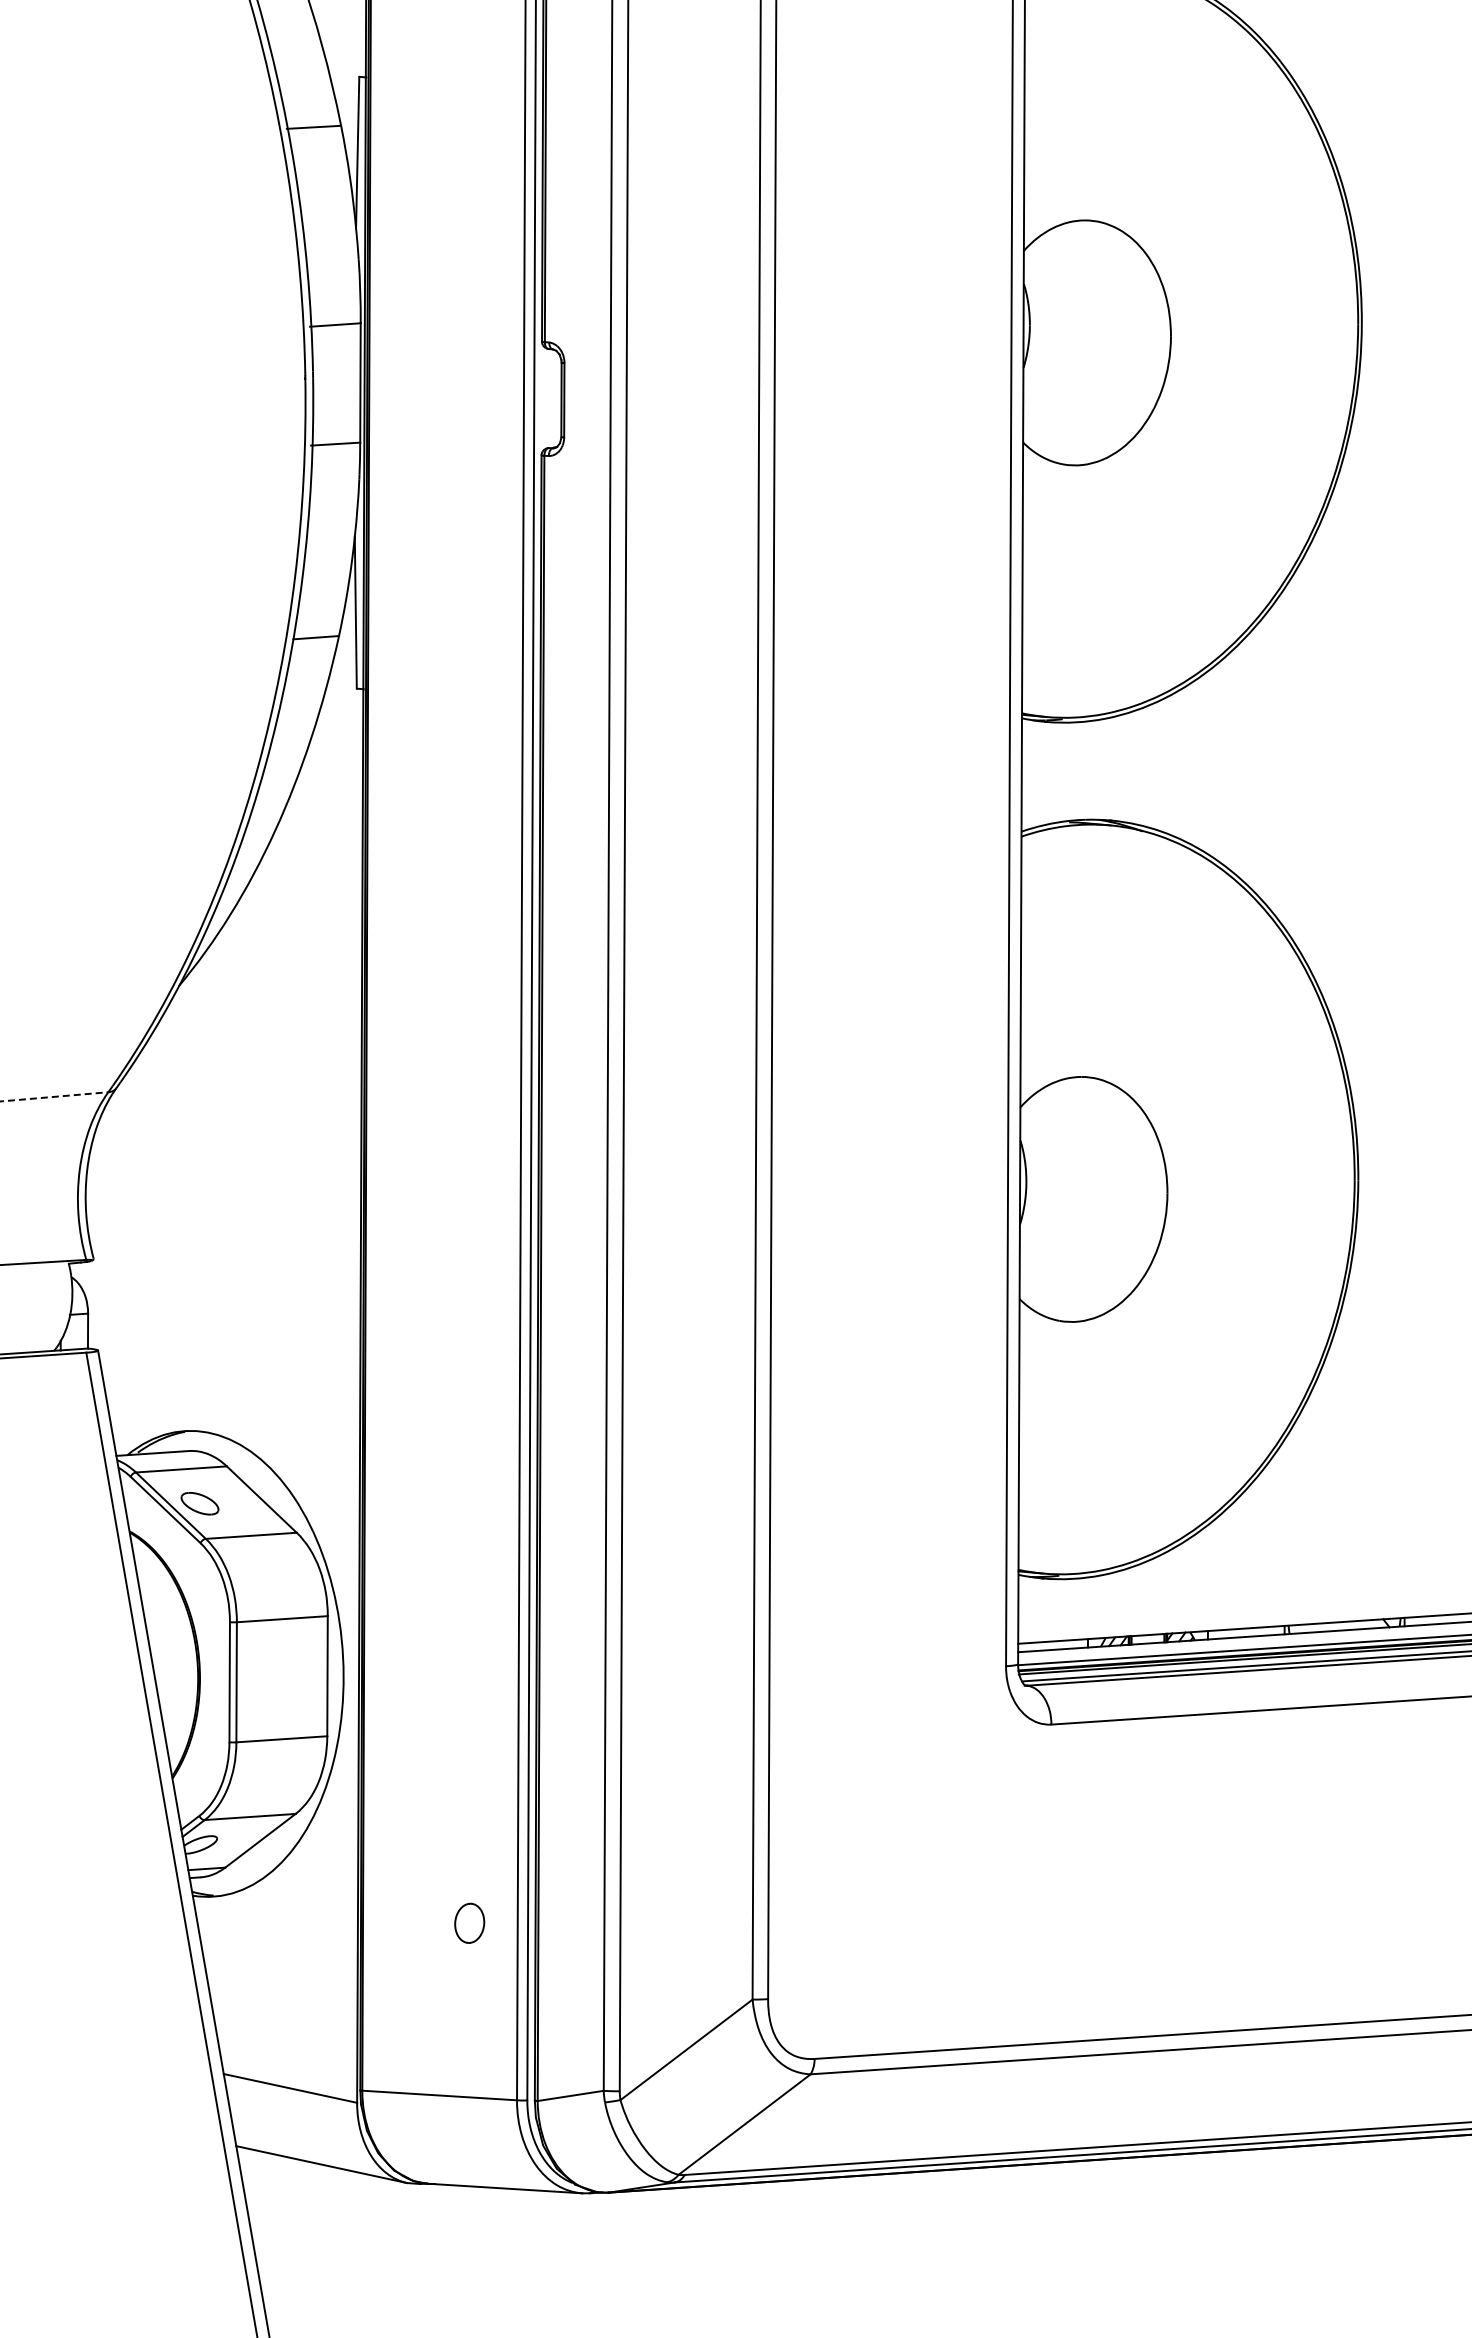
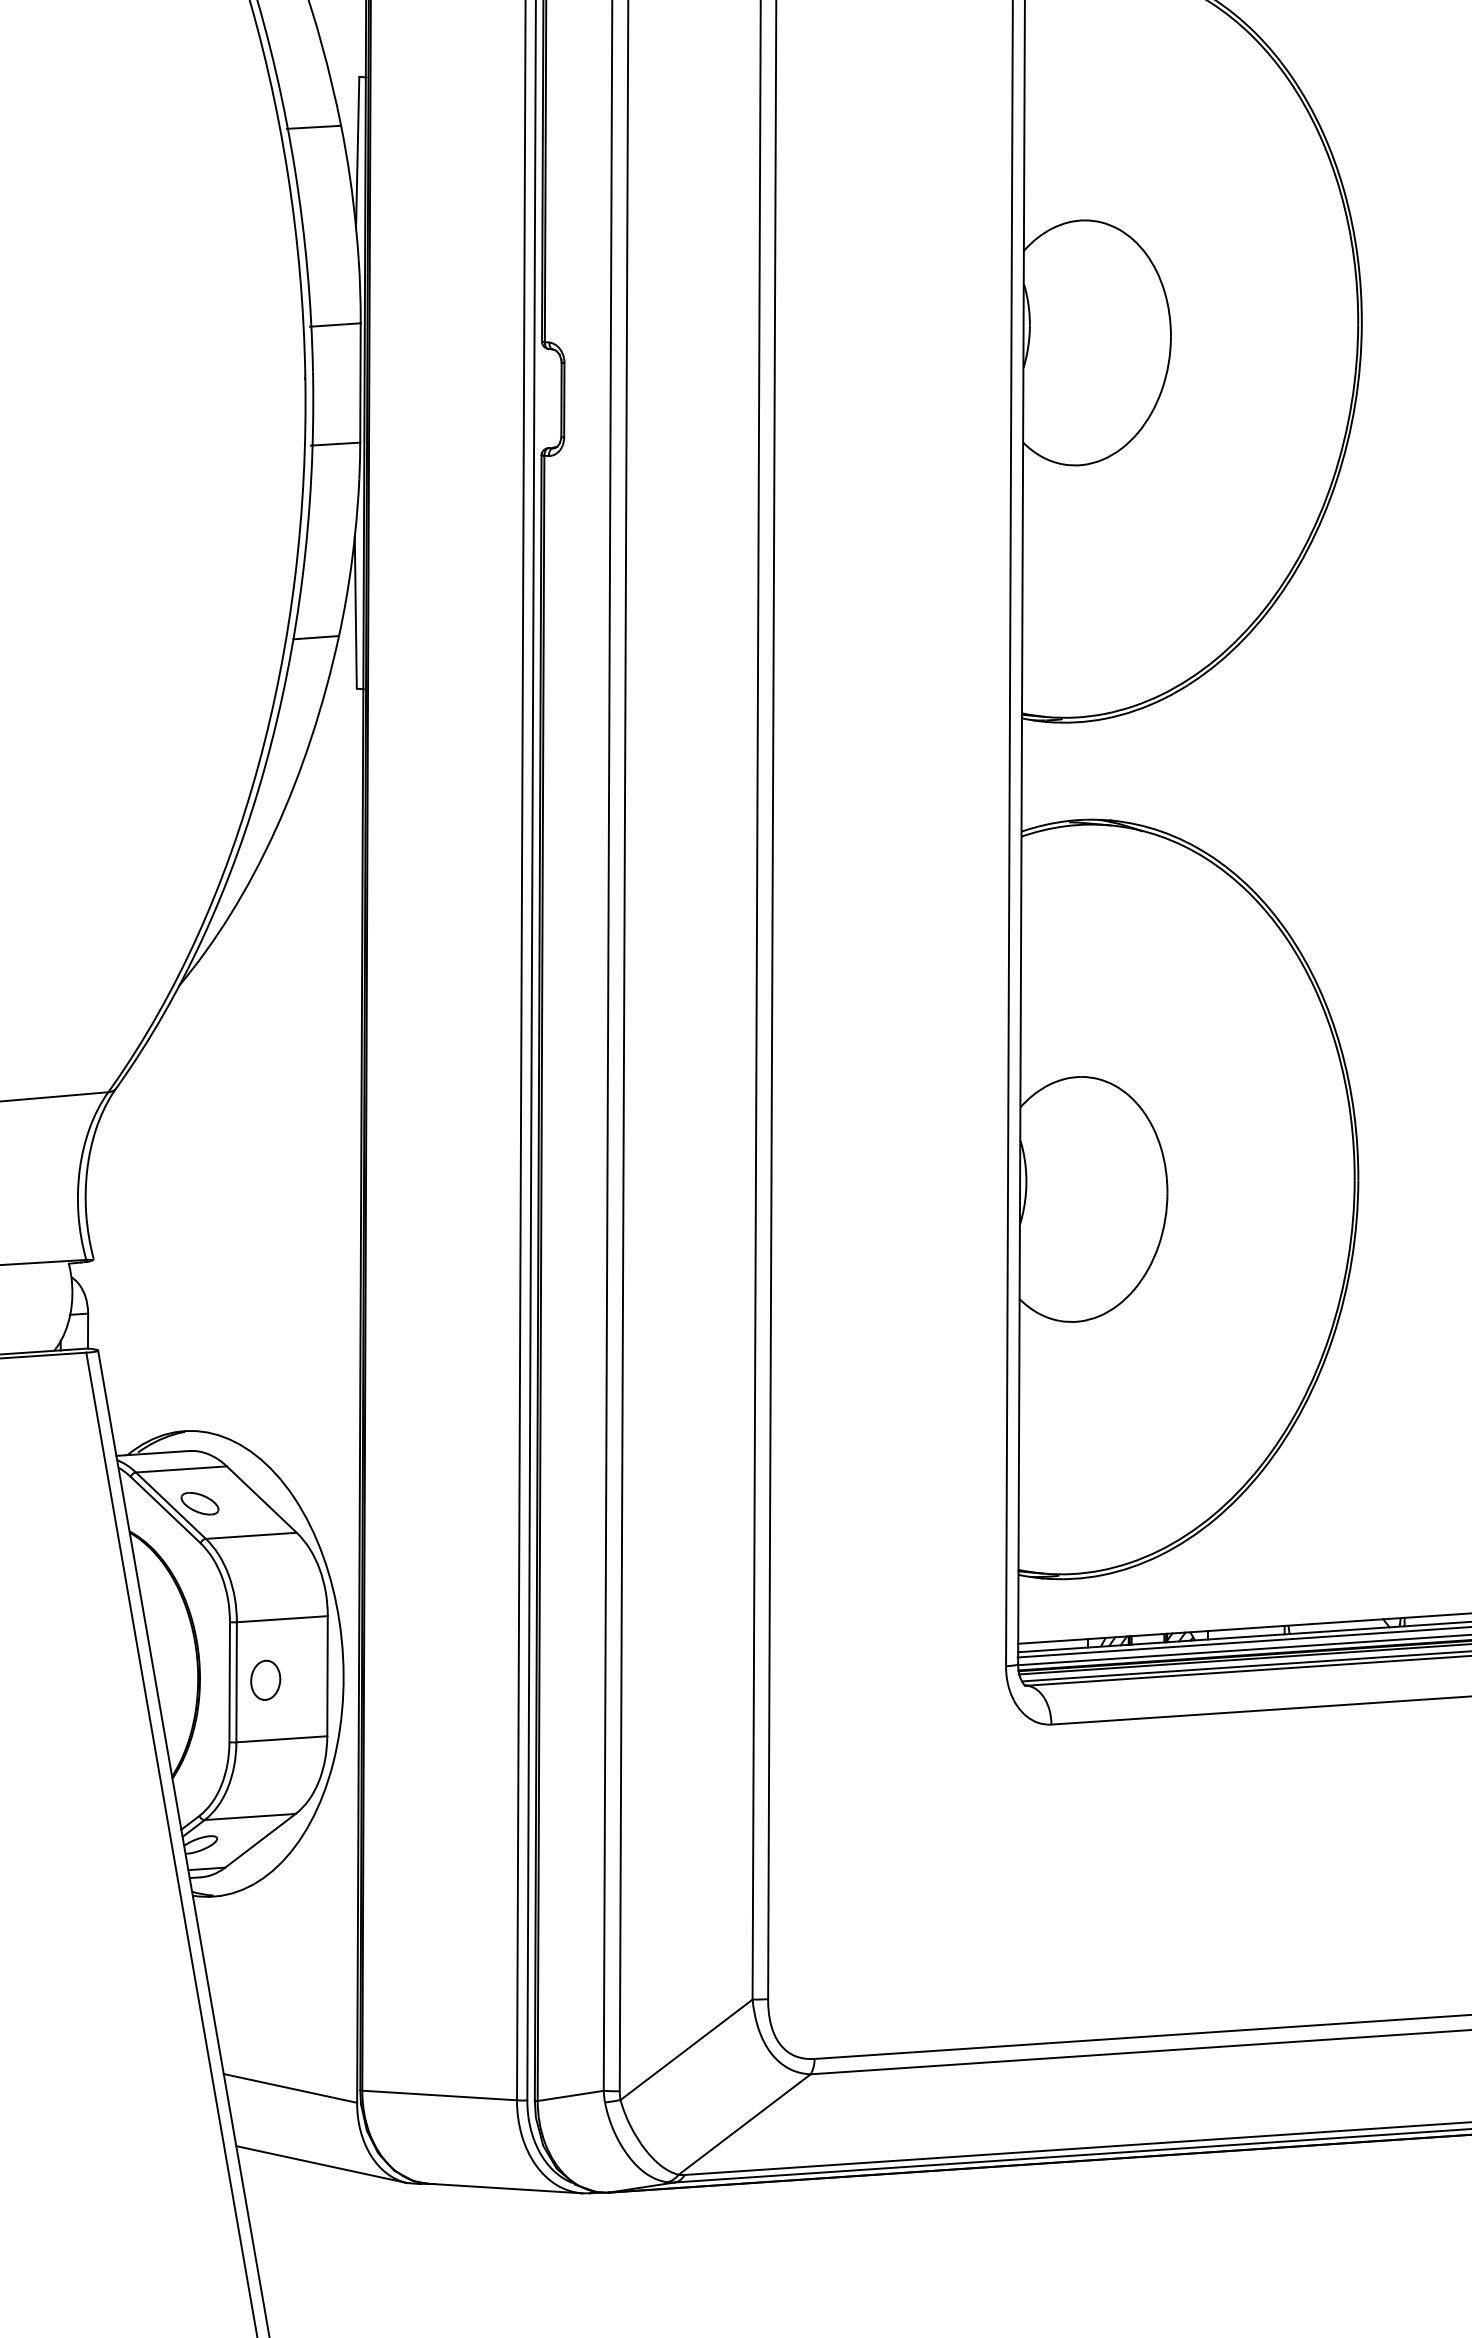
line: dashed -> solid (54, 1096)
line: none -> present (1242, 1642)
part position: (469, 1922) -> (265, 1679) (265, 1679)
